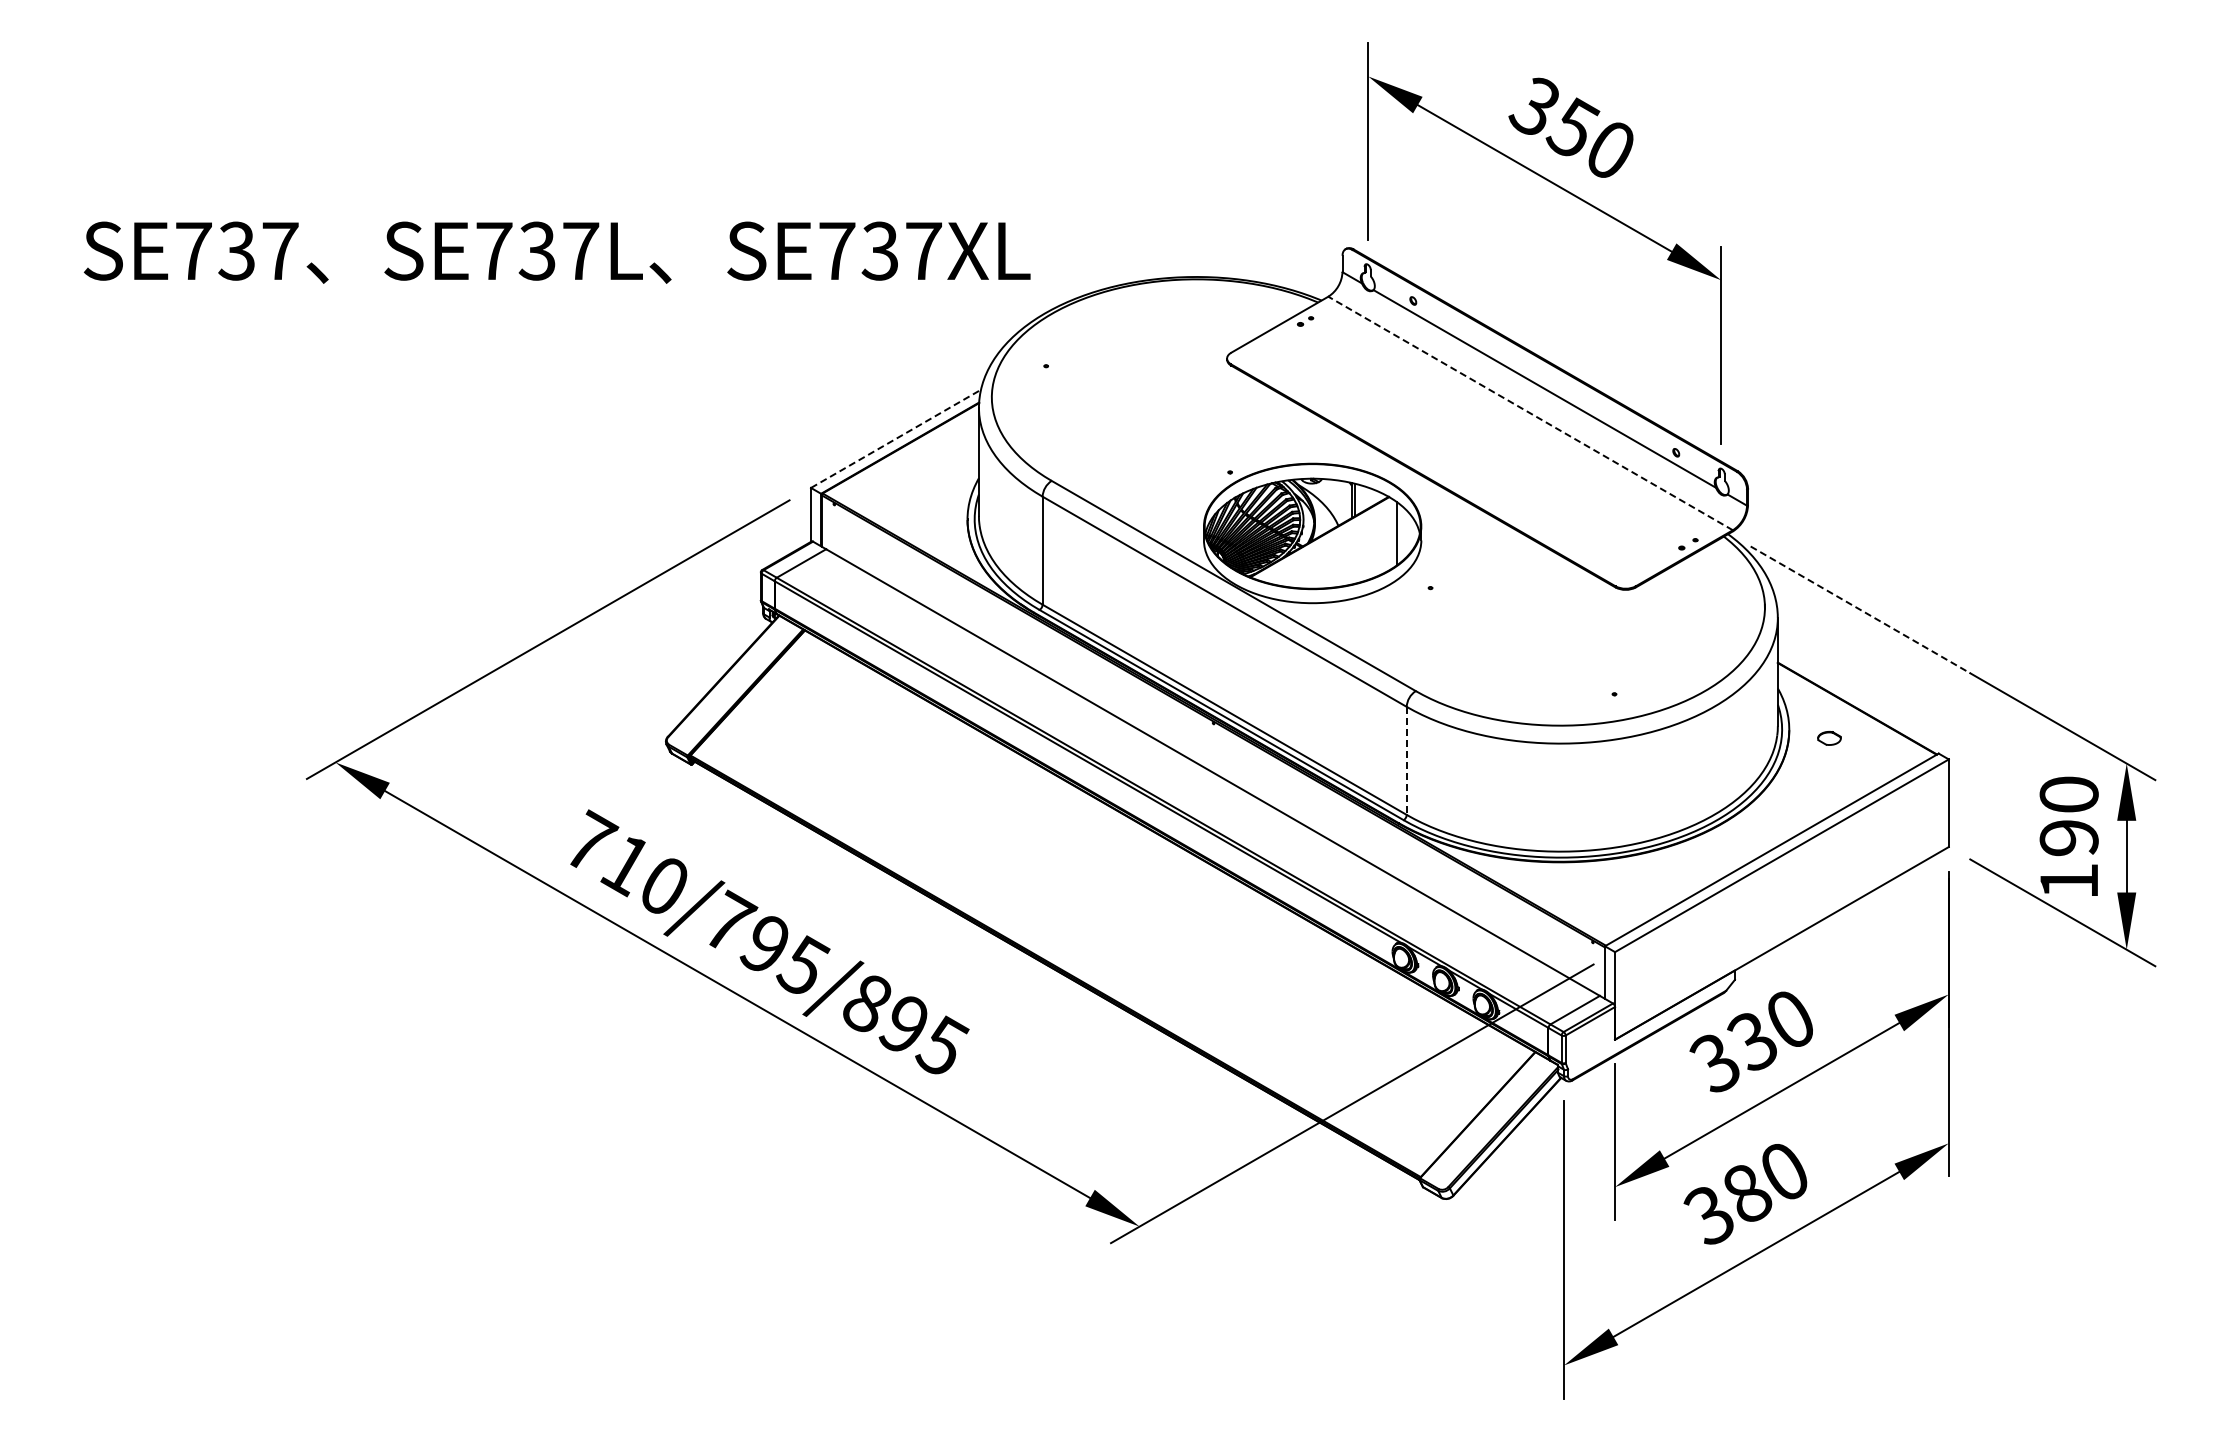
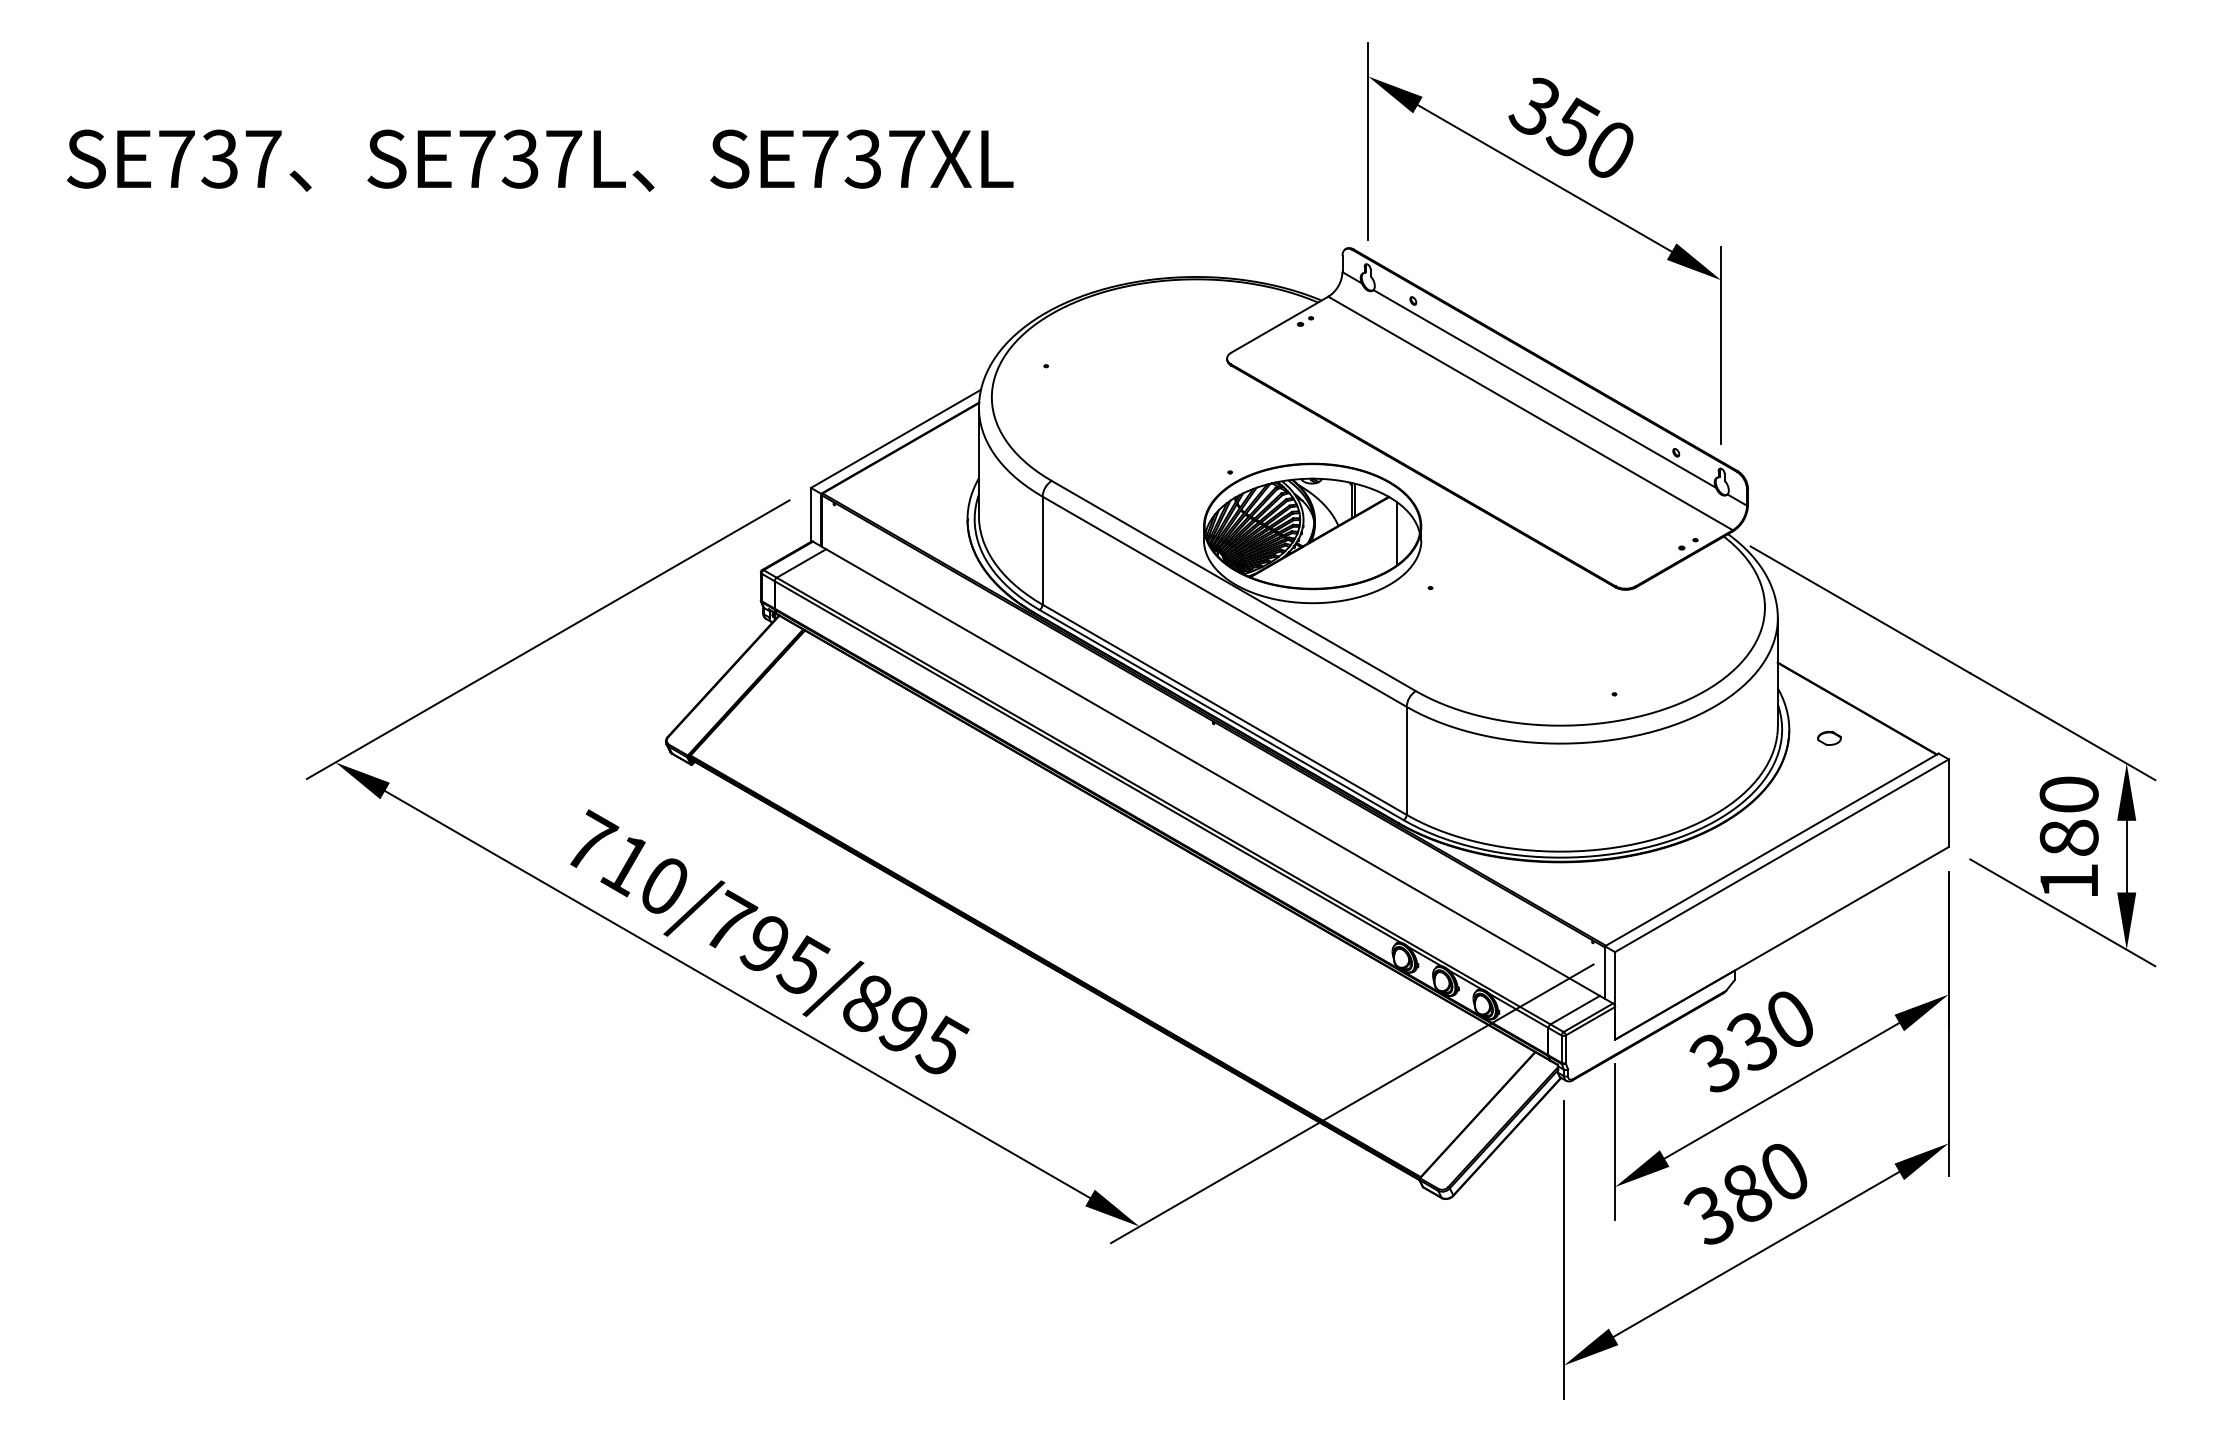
text position: (556, 252) -> (539, 160) (539, 160)
line: dashed -> solid (1530, 413)
line: dashed -> solid (896, 438)
line: dashed -> solid (1860, 609)
line: dashed -> solid (1406, 761)
text: 190 -> 180 (2068, 837)
